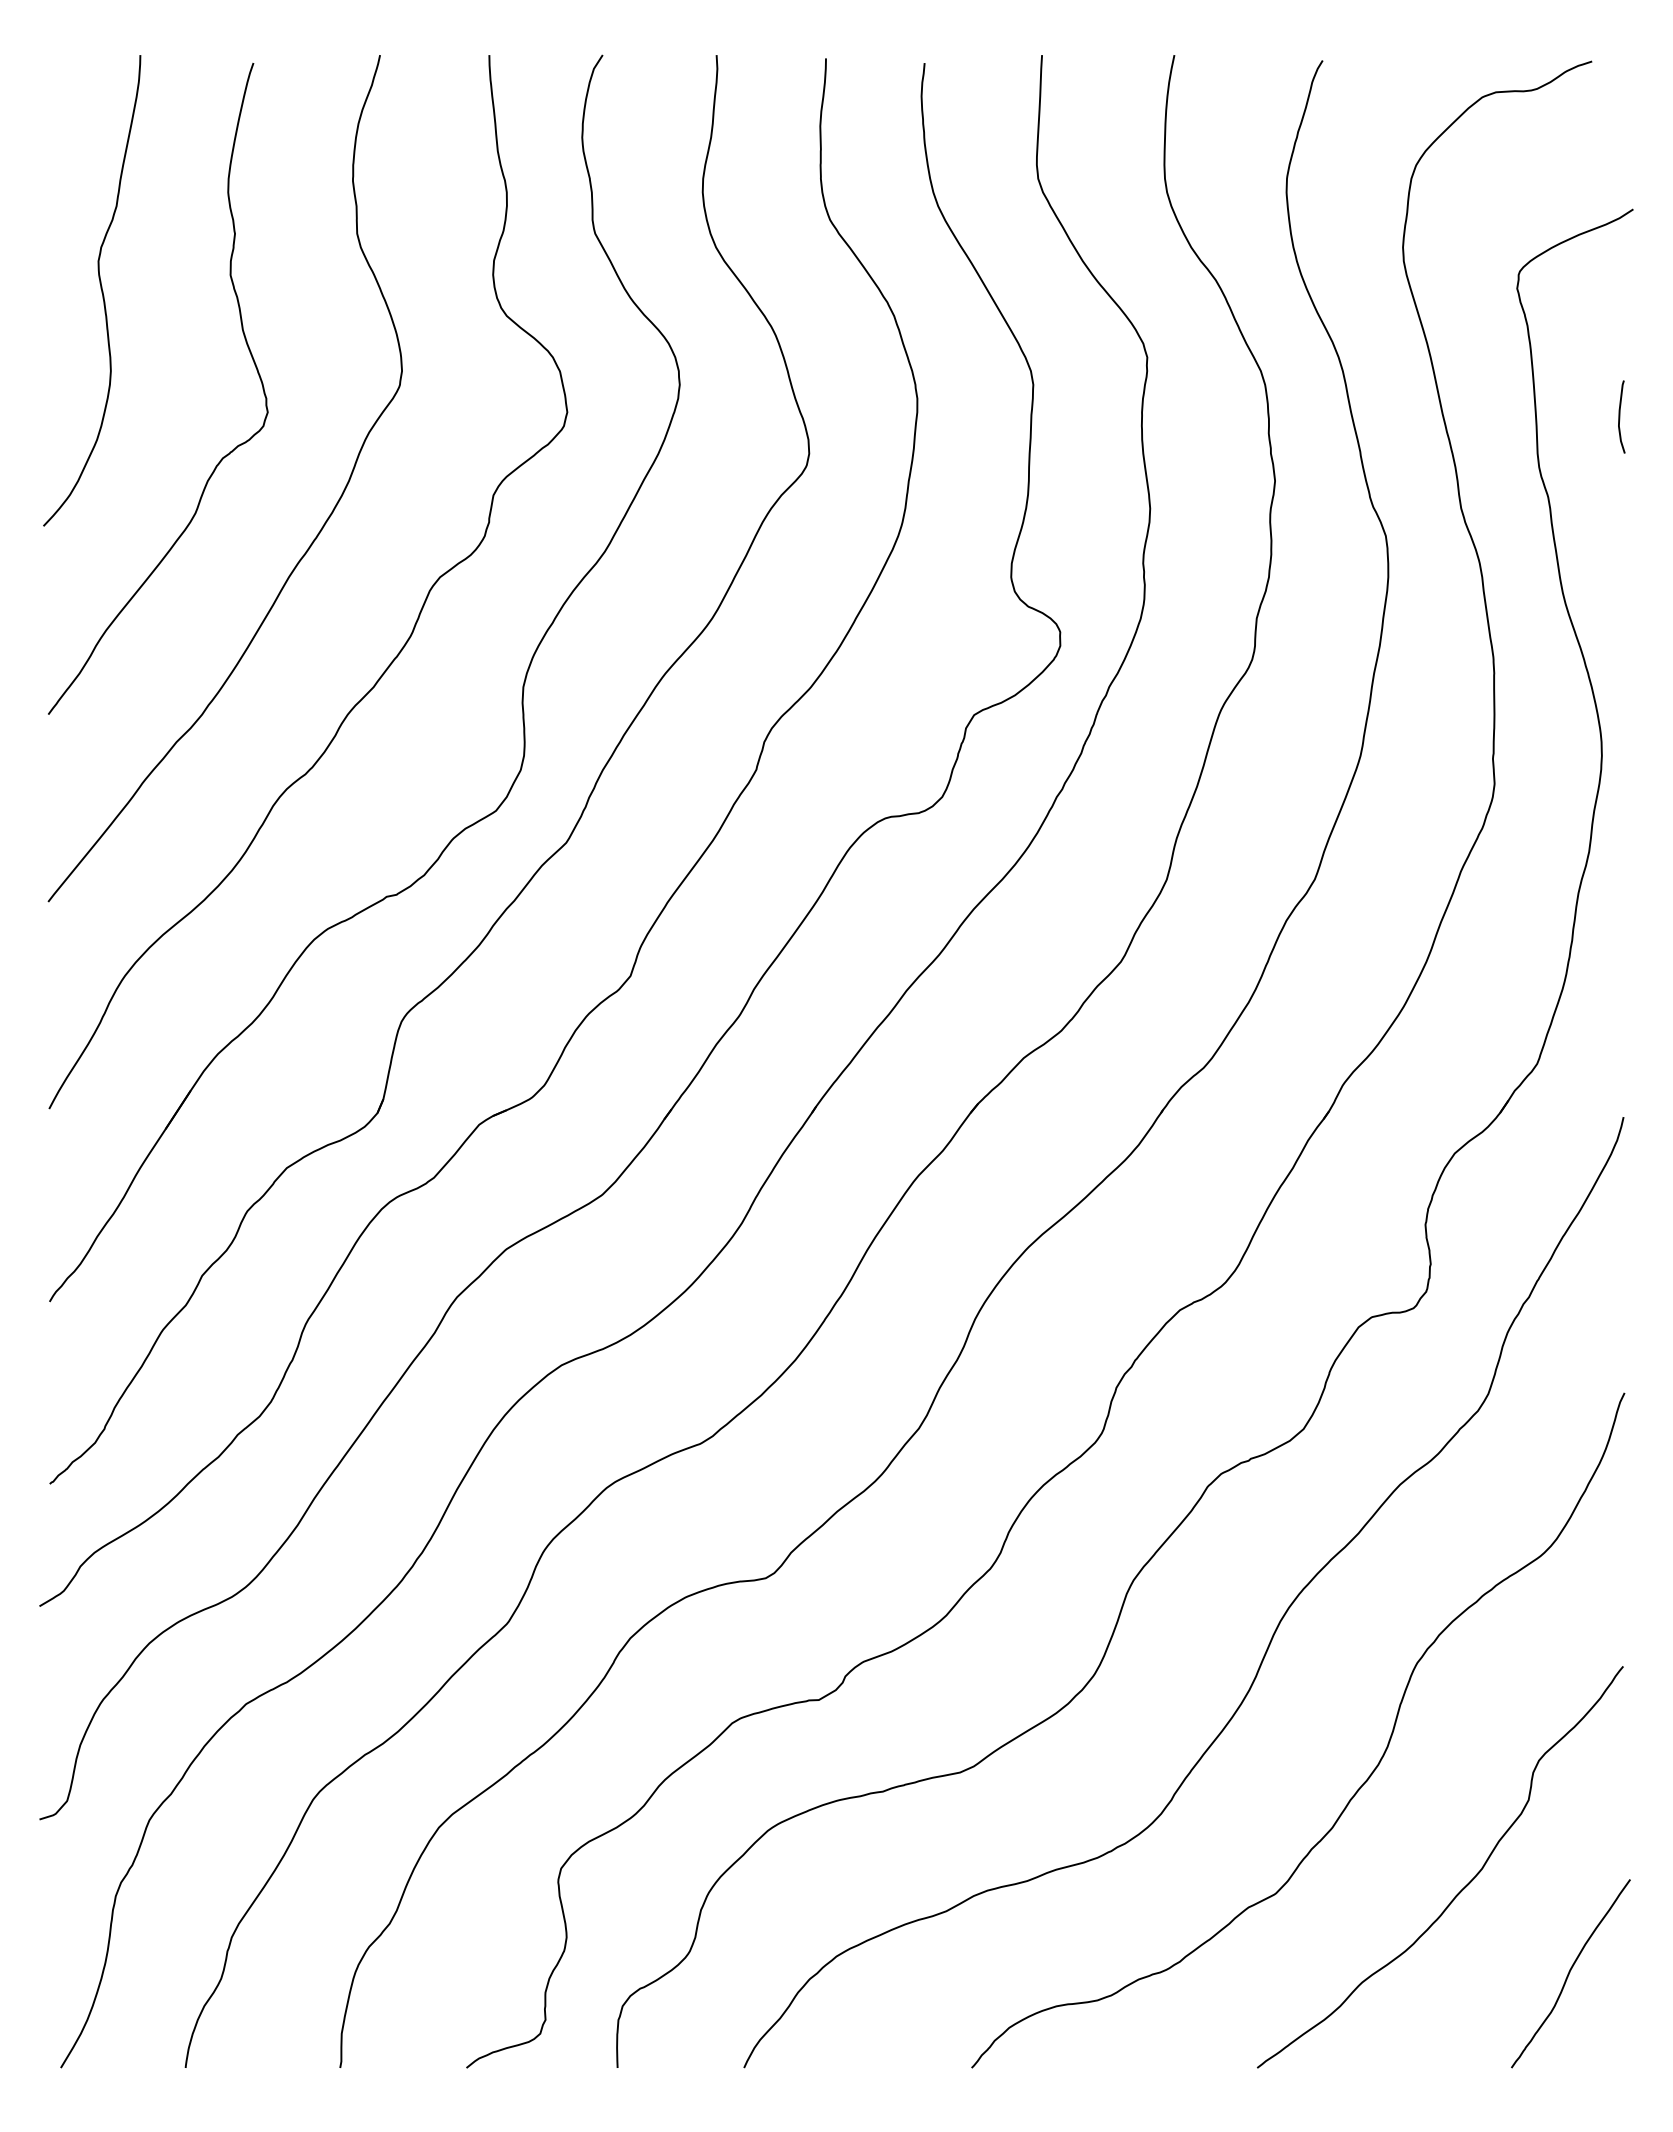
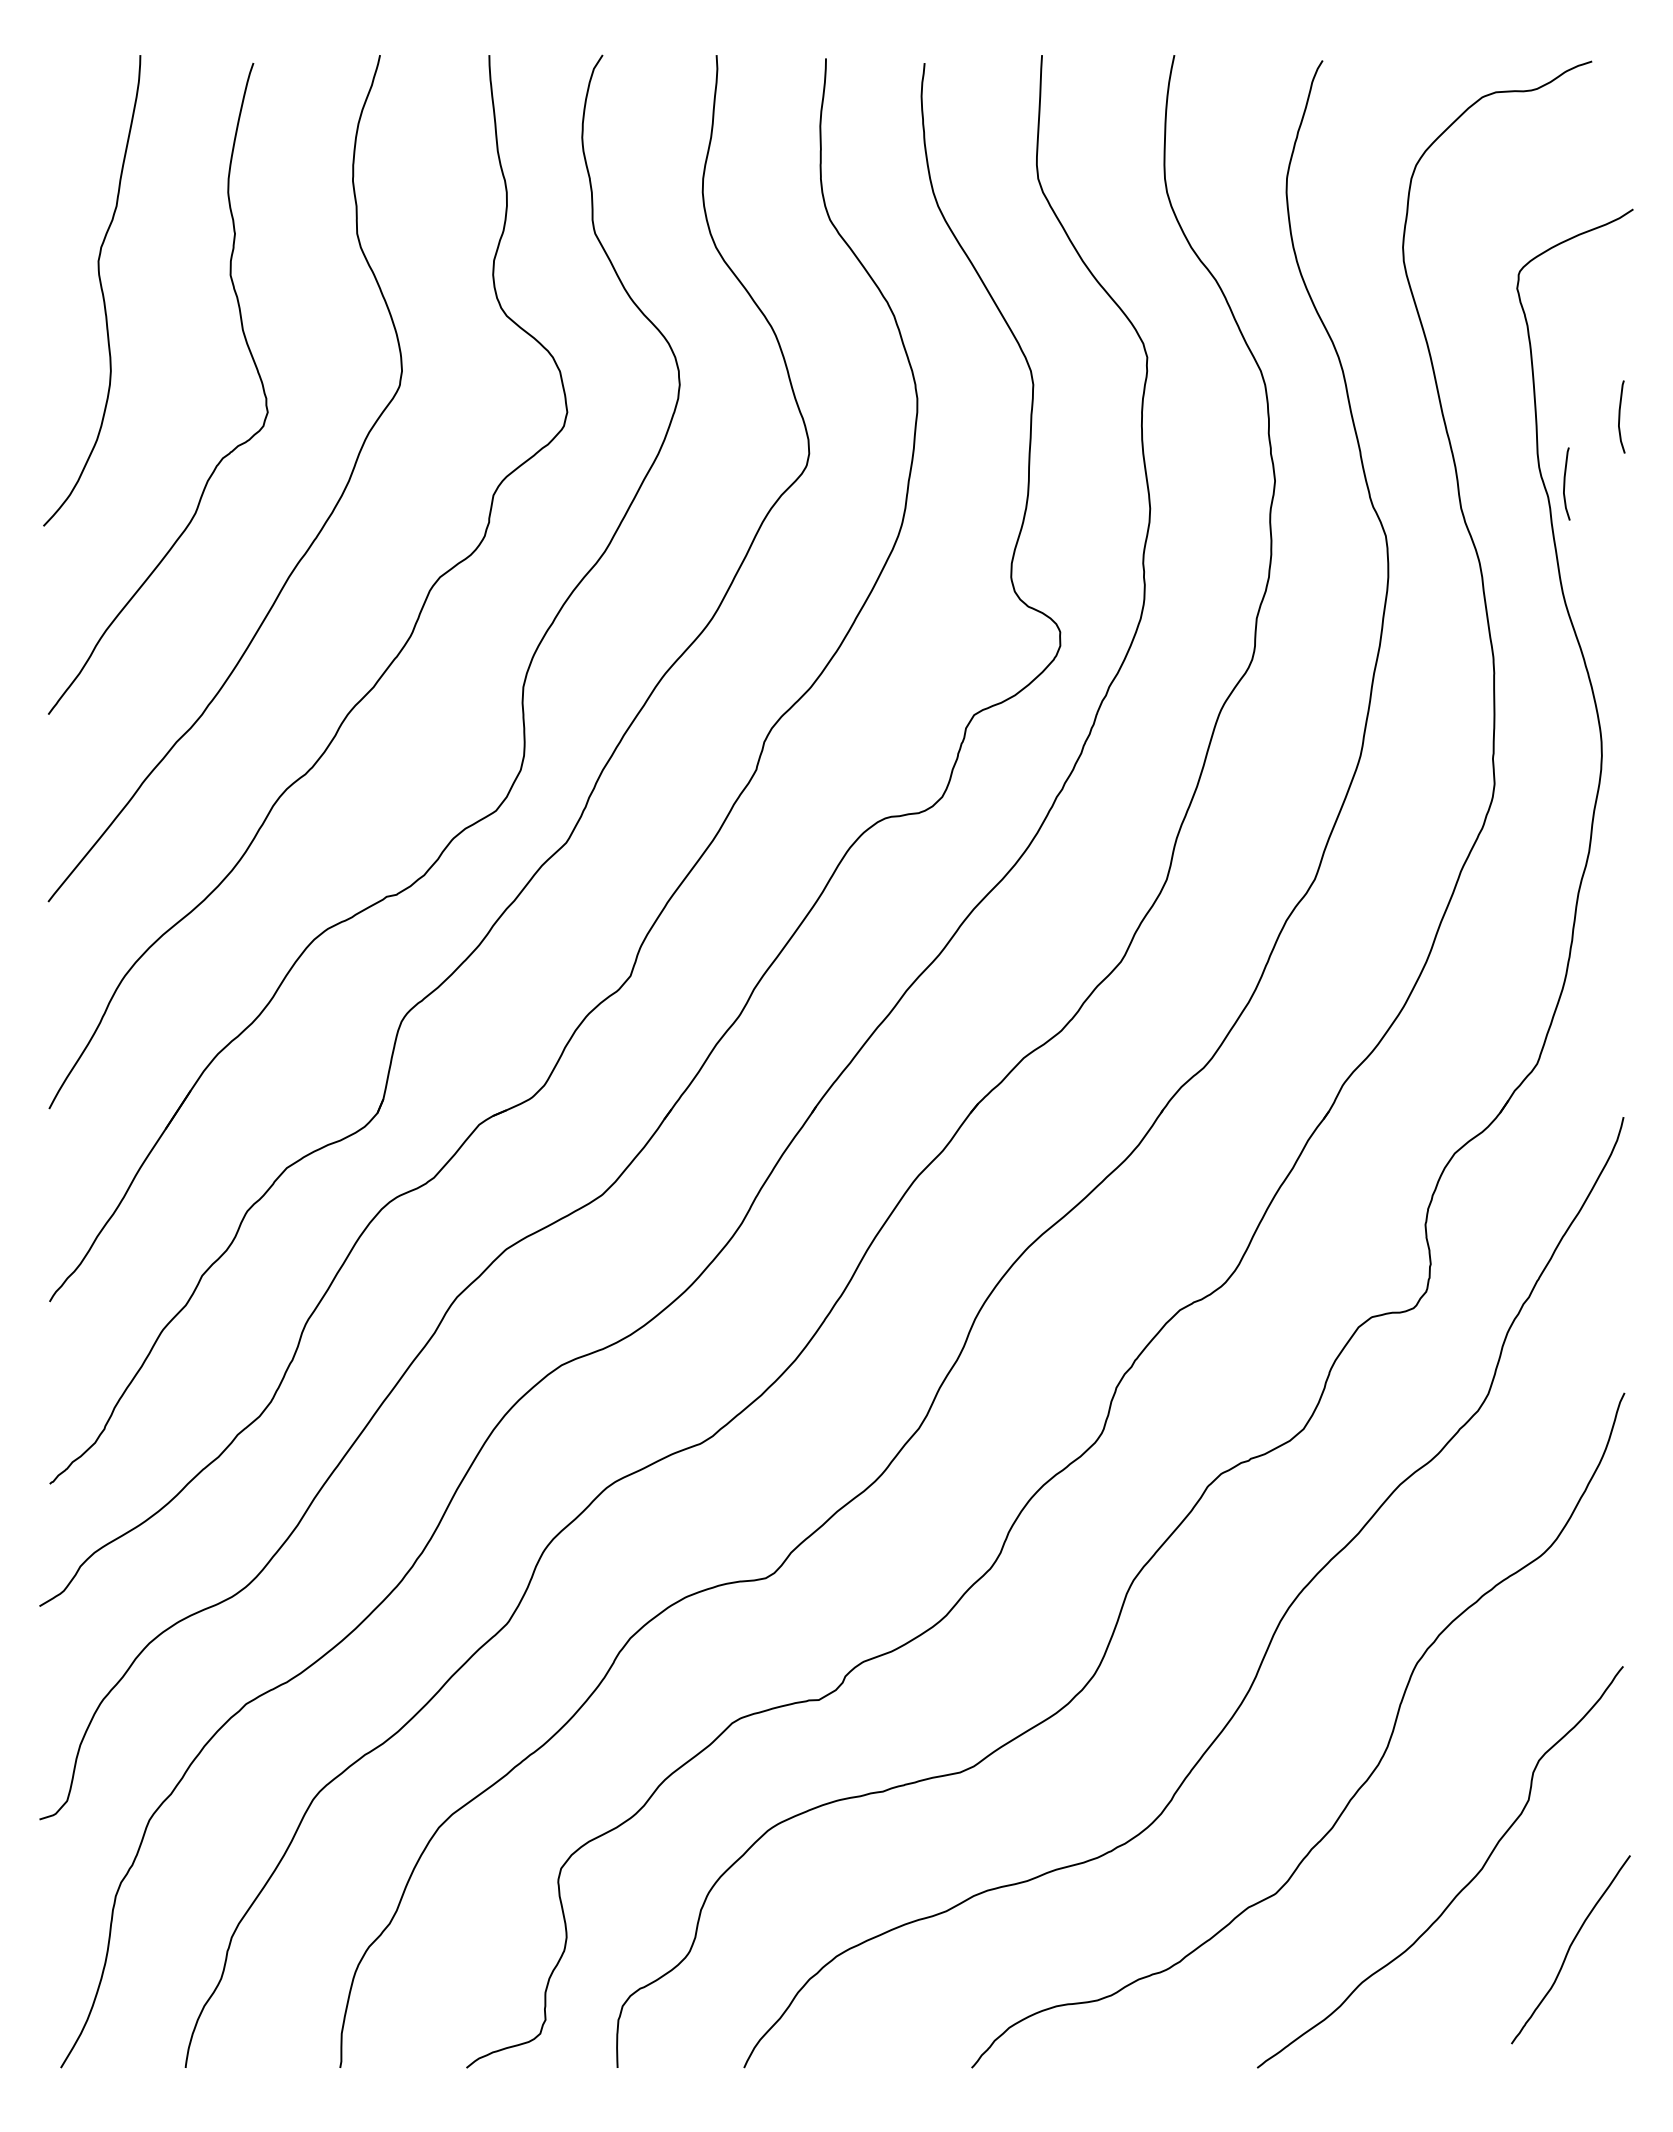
curve: none -> present (1565, 483)
curve position: (1570, 1972) -> (1570, 1948) (1570, 1948)
